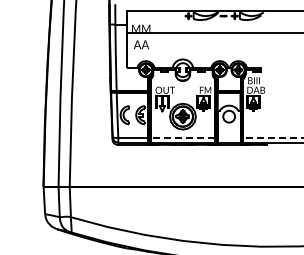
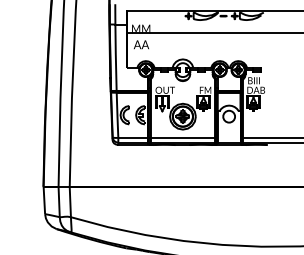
line: dashed -> solid (182, 137)
line: dashed -> solid (272, 137)
